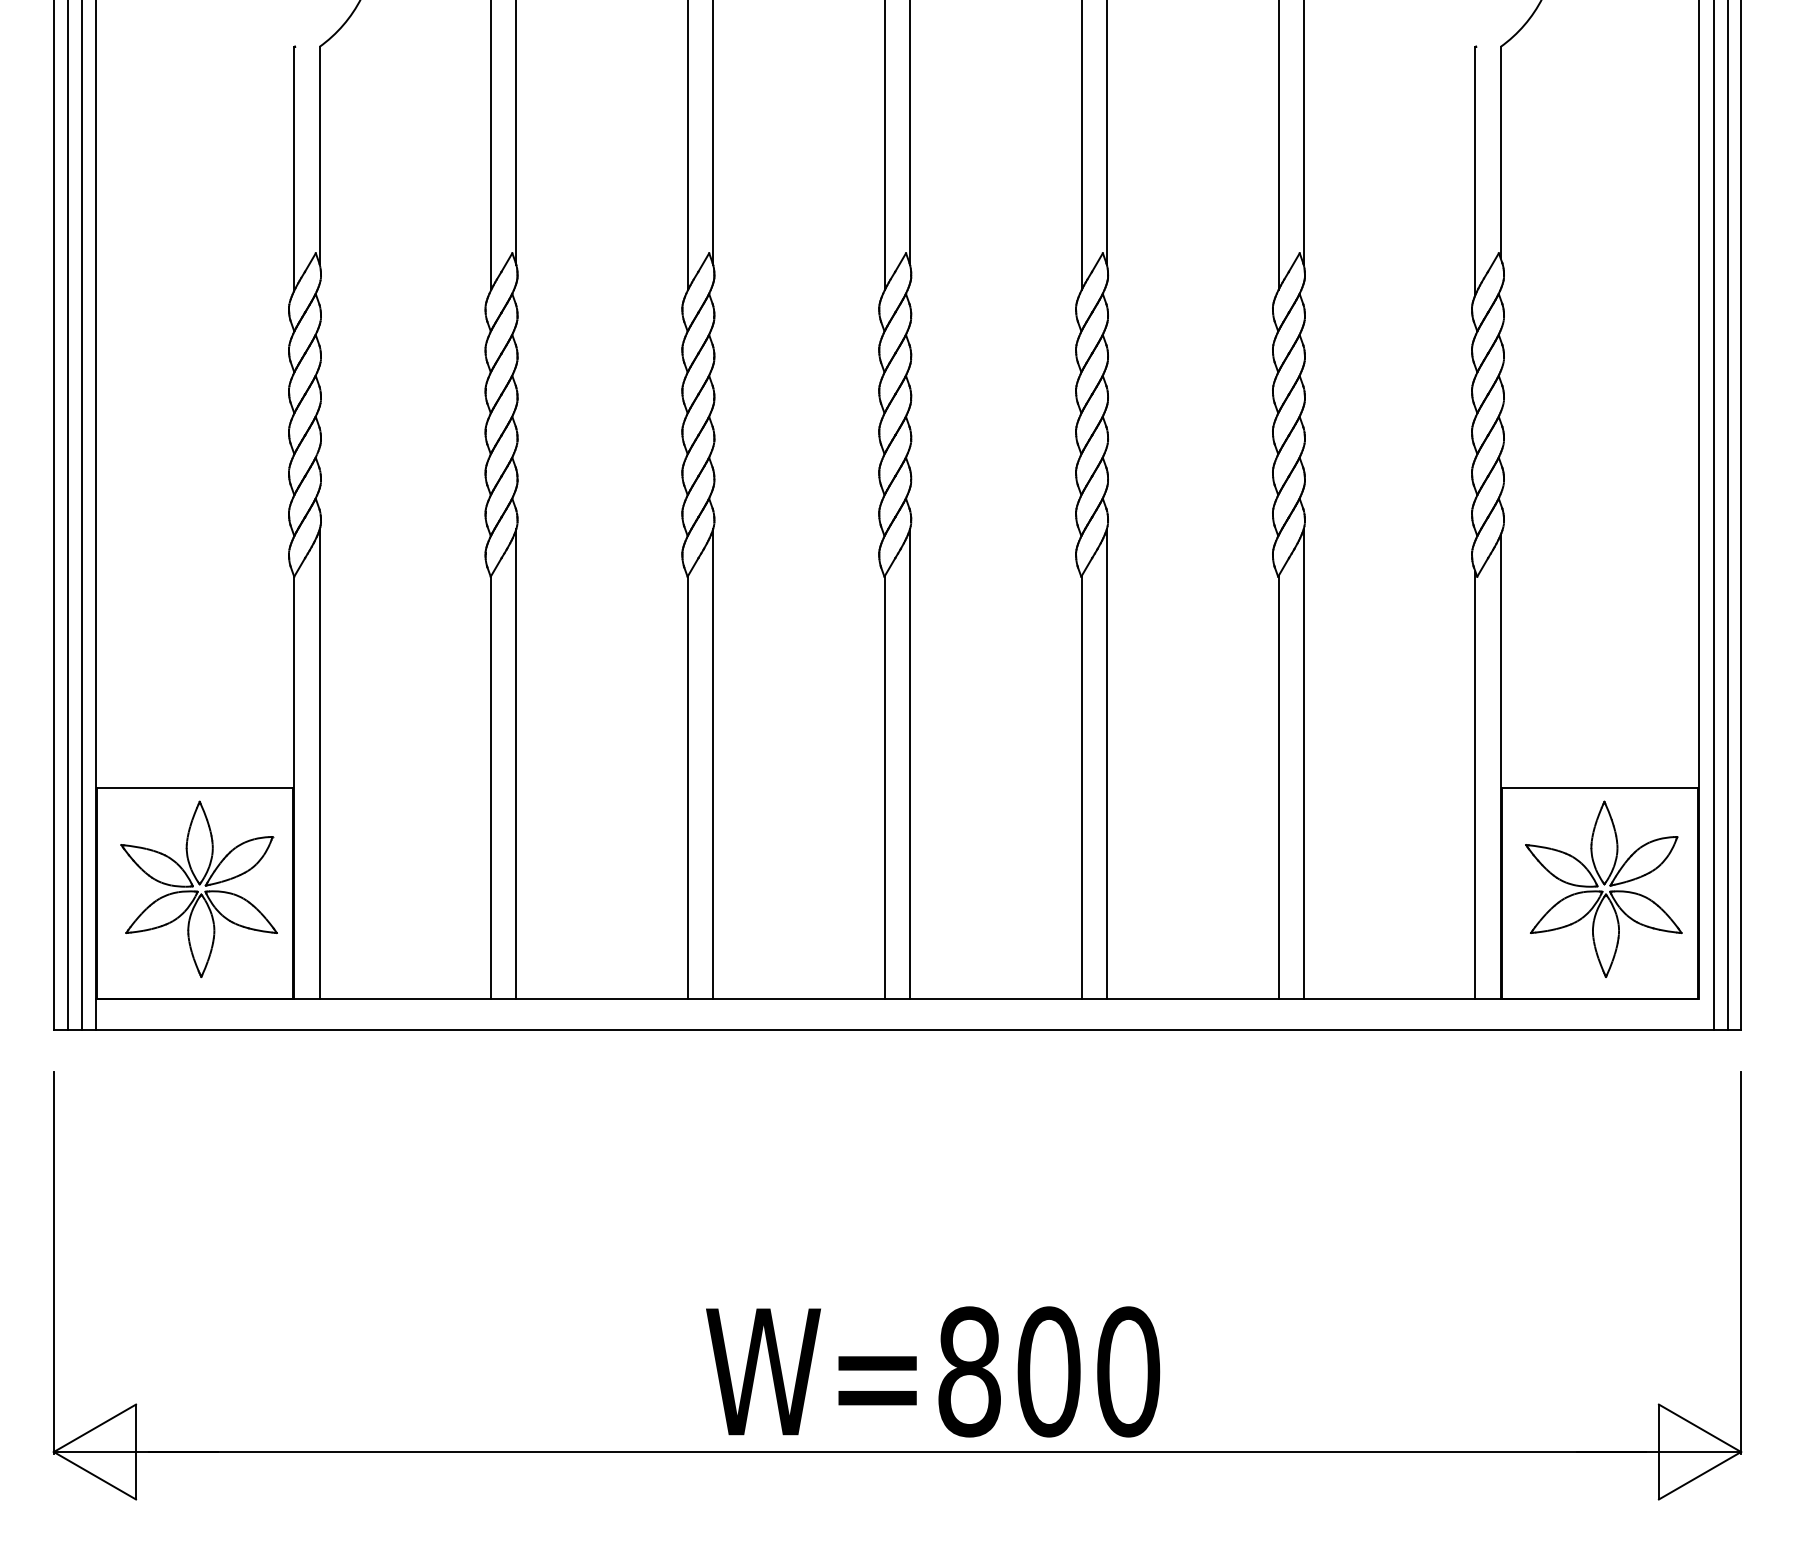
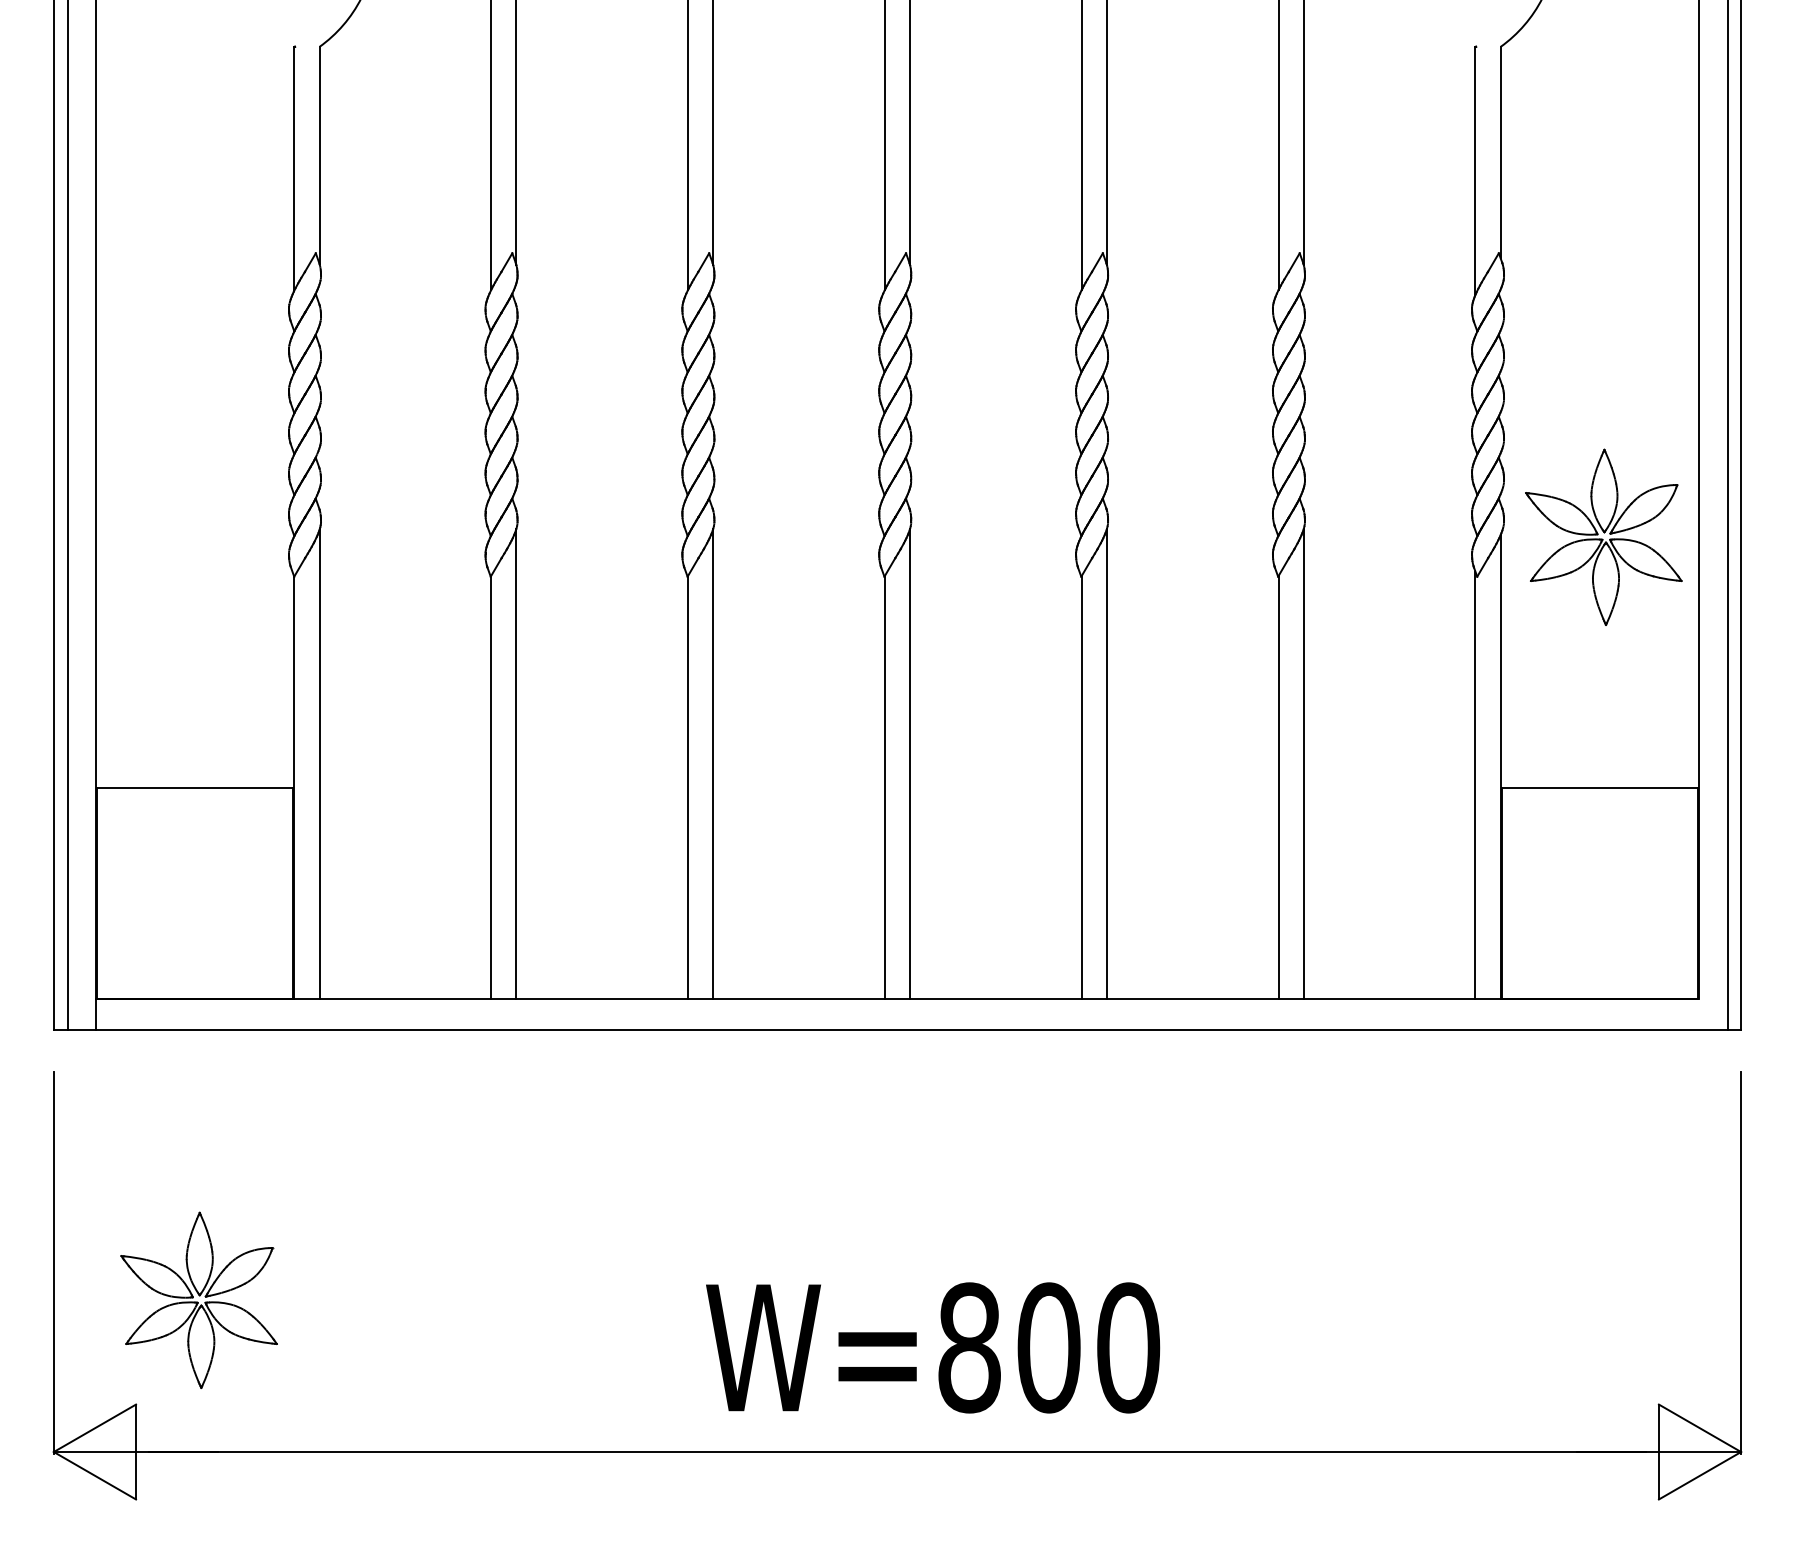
line: present -> none (82, 516)
line: present -> none (1714, 516)
part position: (198, 888) -> (198, 1299) (198, 1299)
part position: (1603, 888) -> (1603, 536) (1603, 536)
text position: (933, 1371) -> (933, 1347) (933, 1347)
